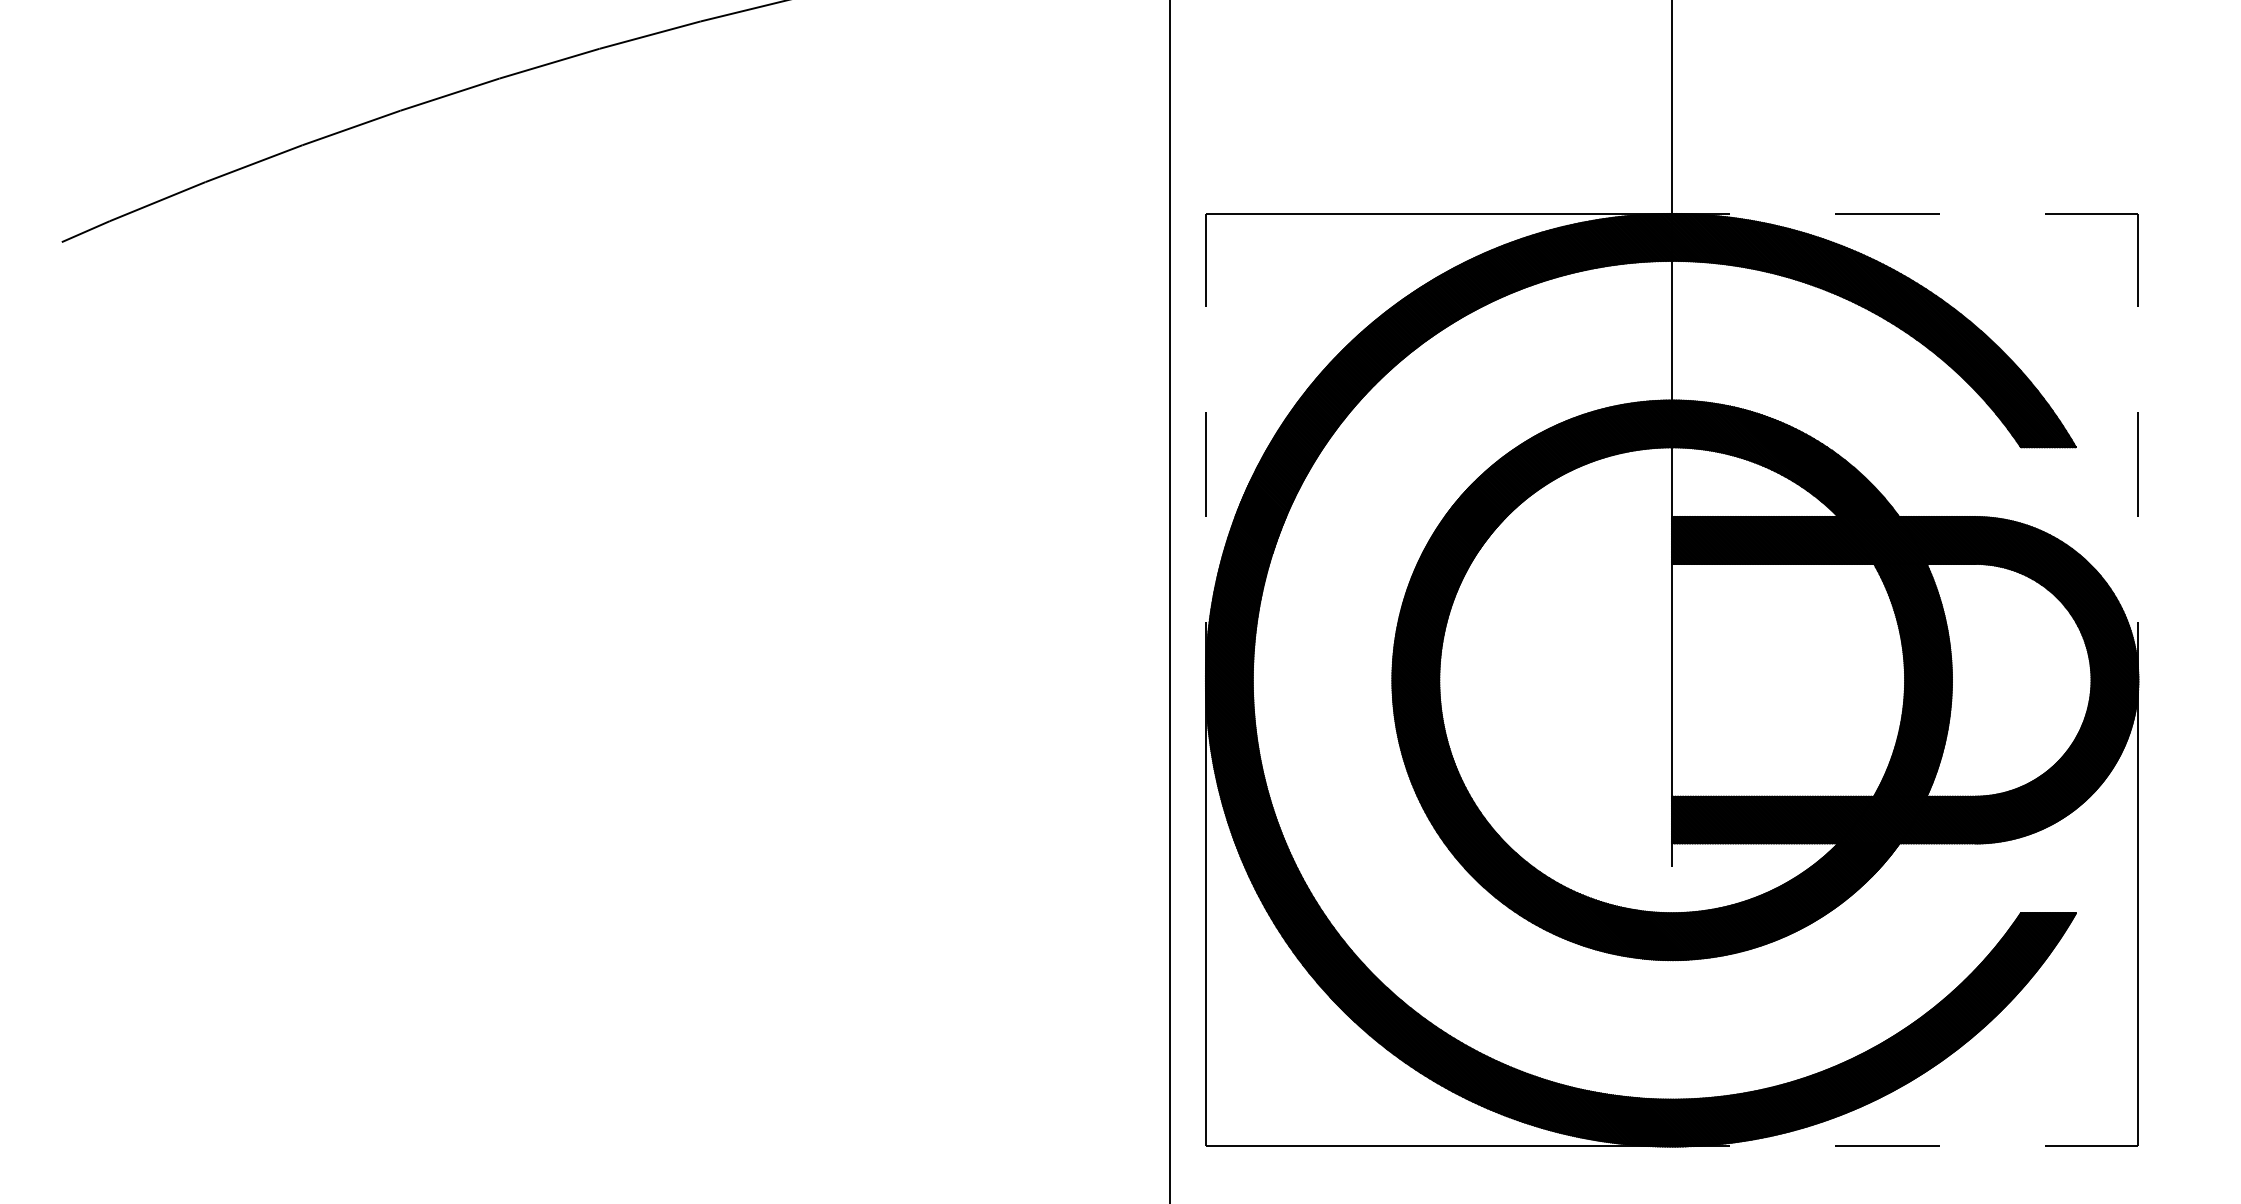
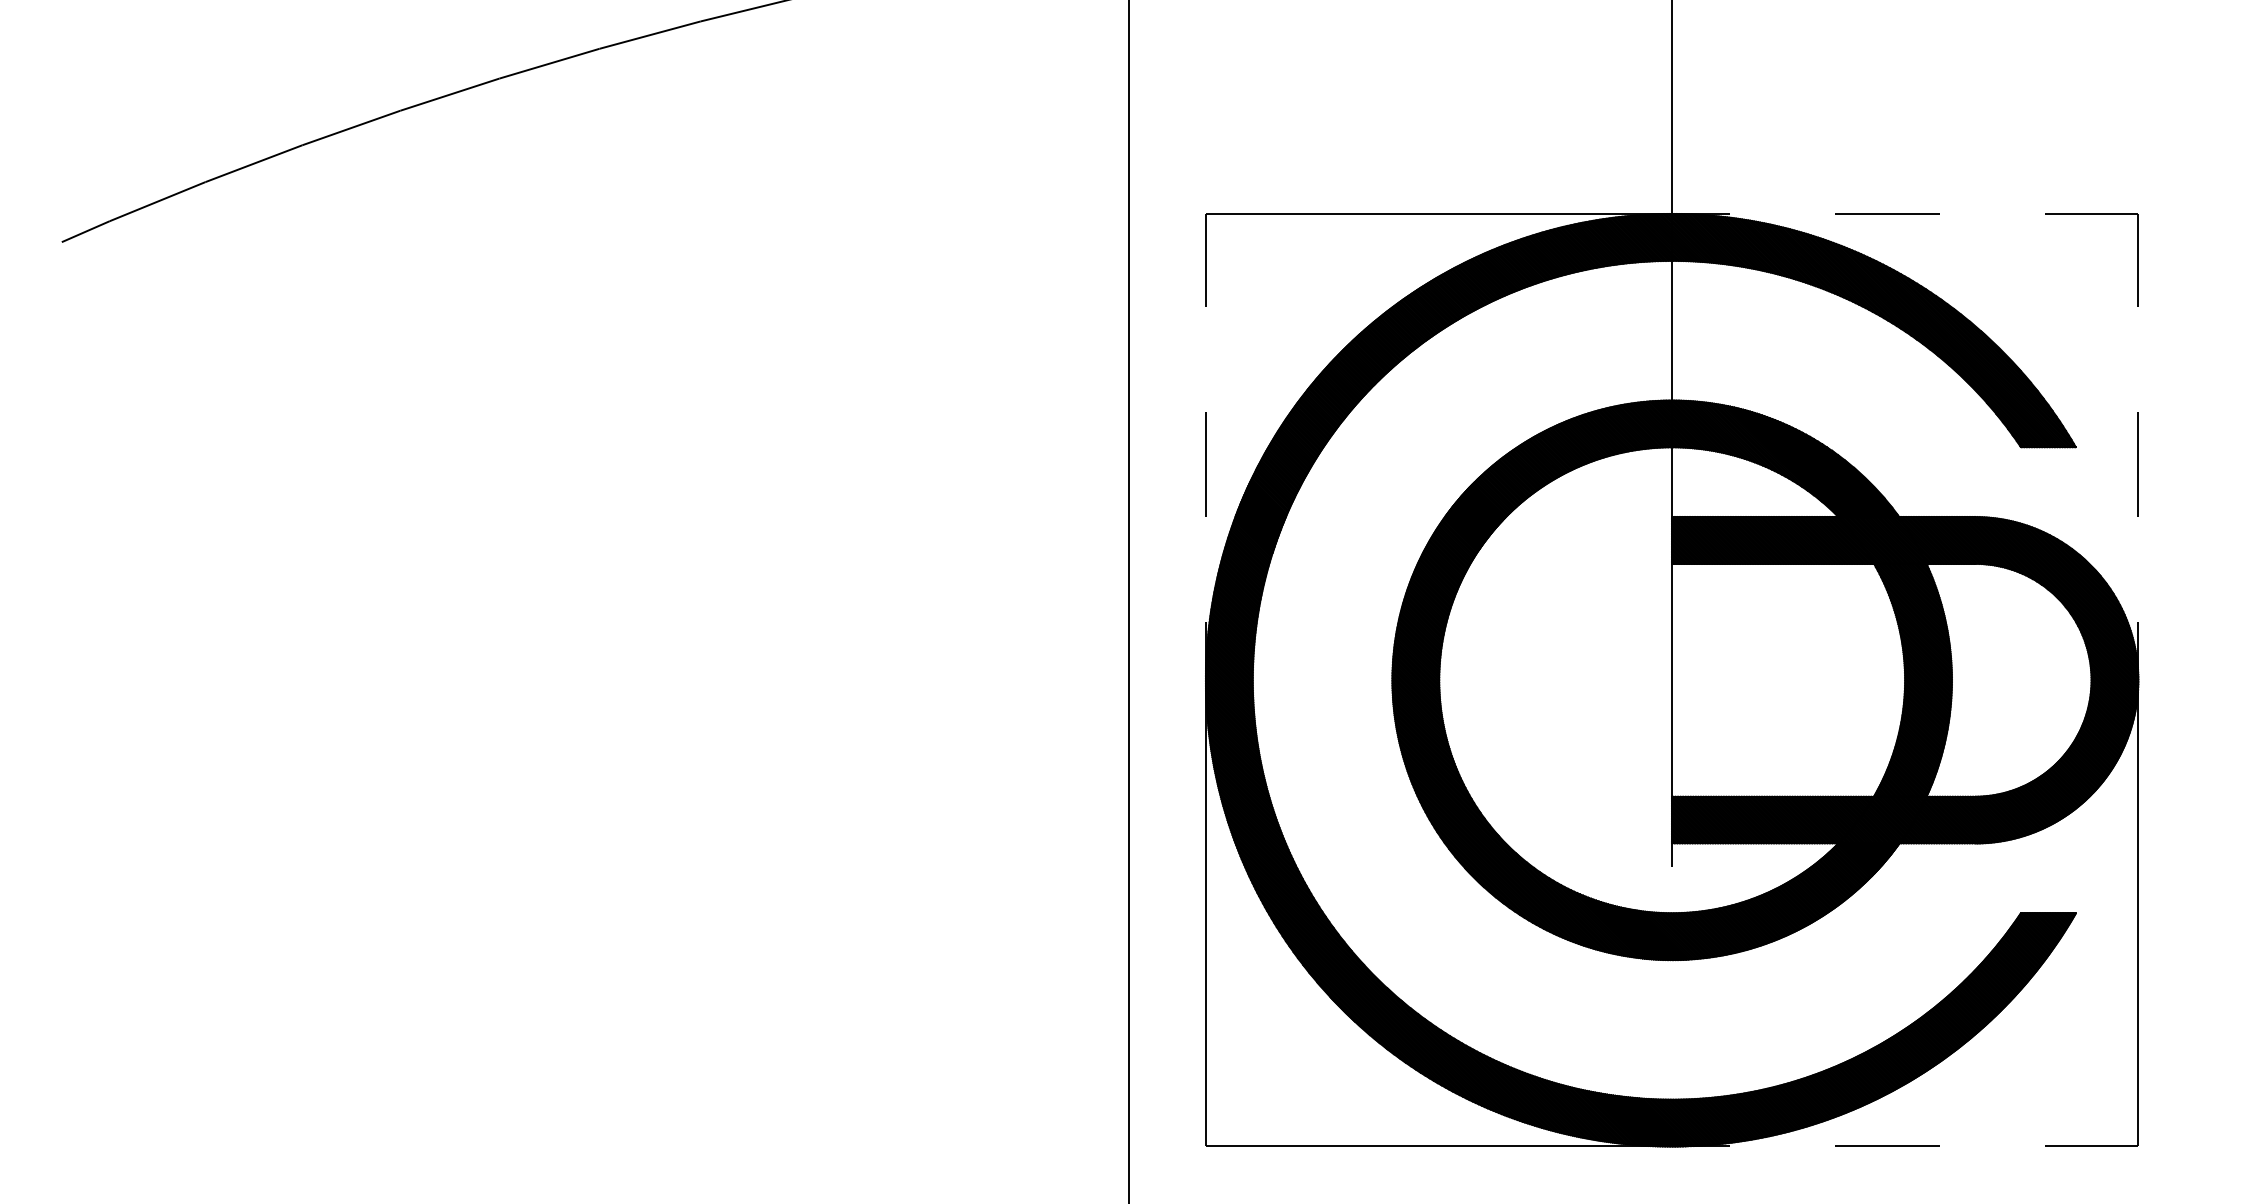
line position: (1169, 601) -> (1128, 601) (1128, 601)
